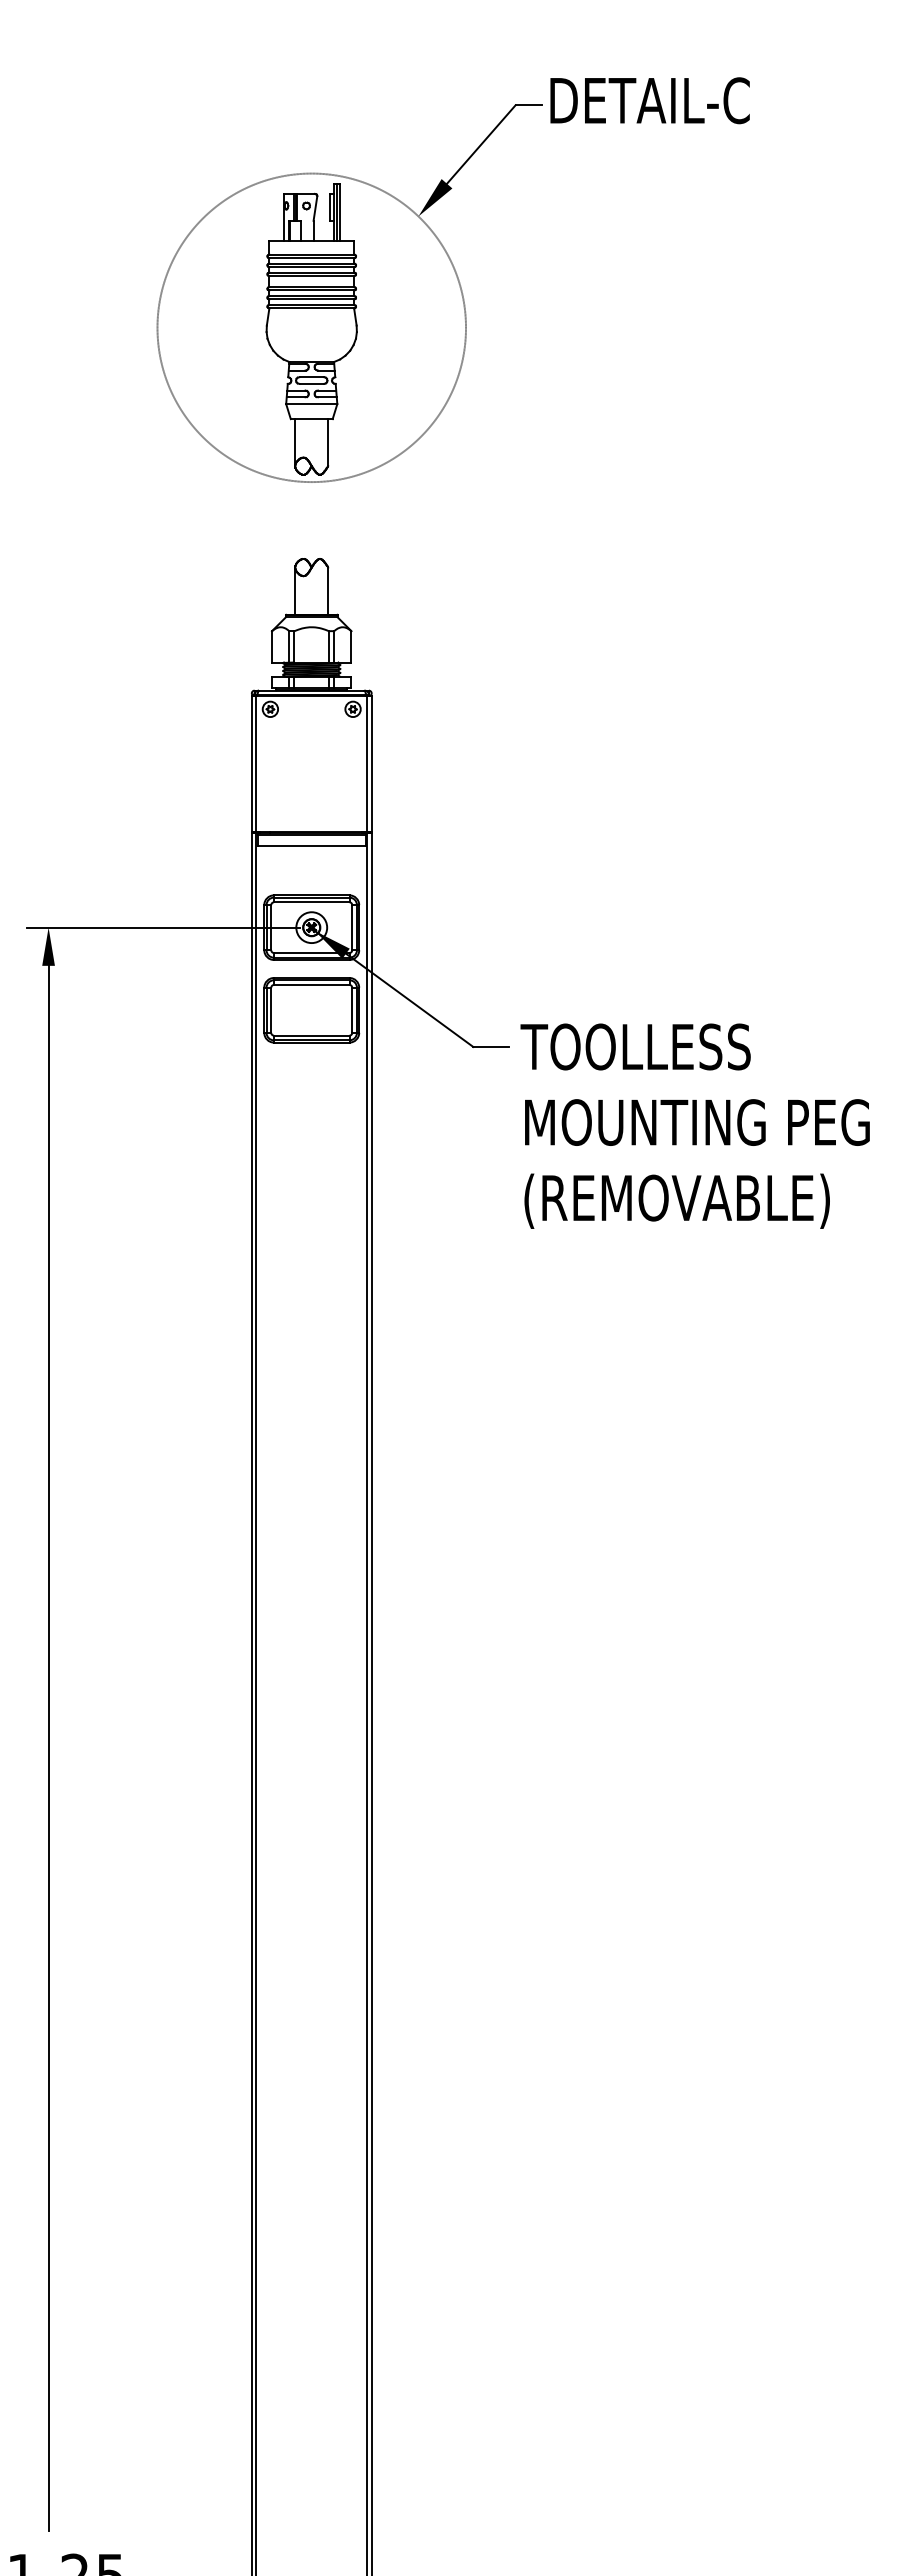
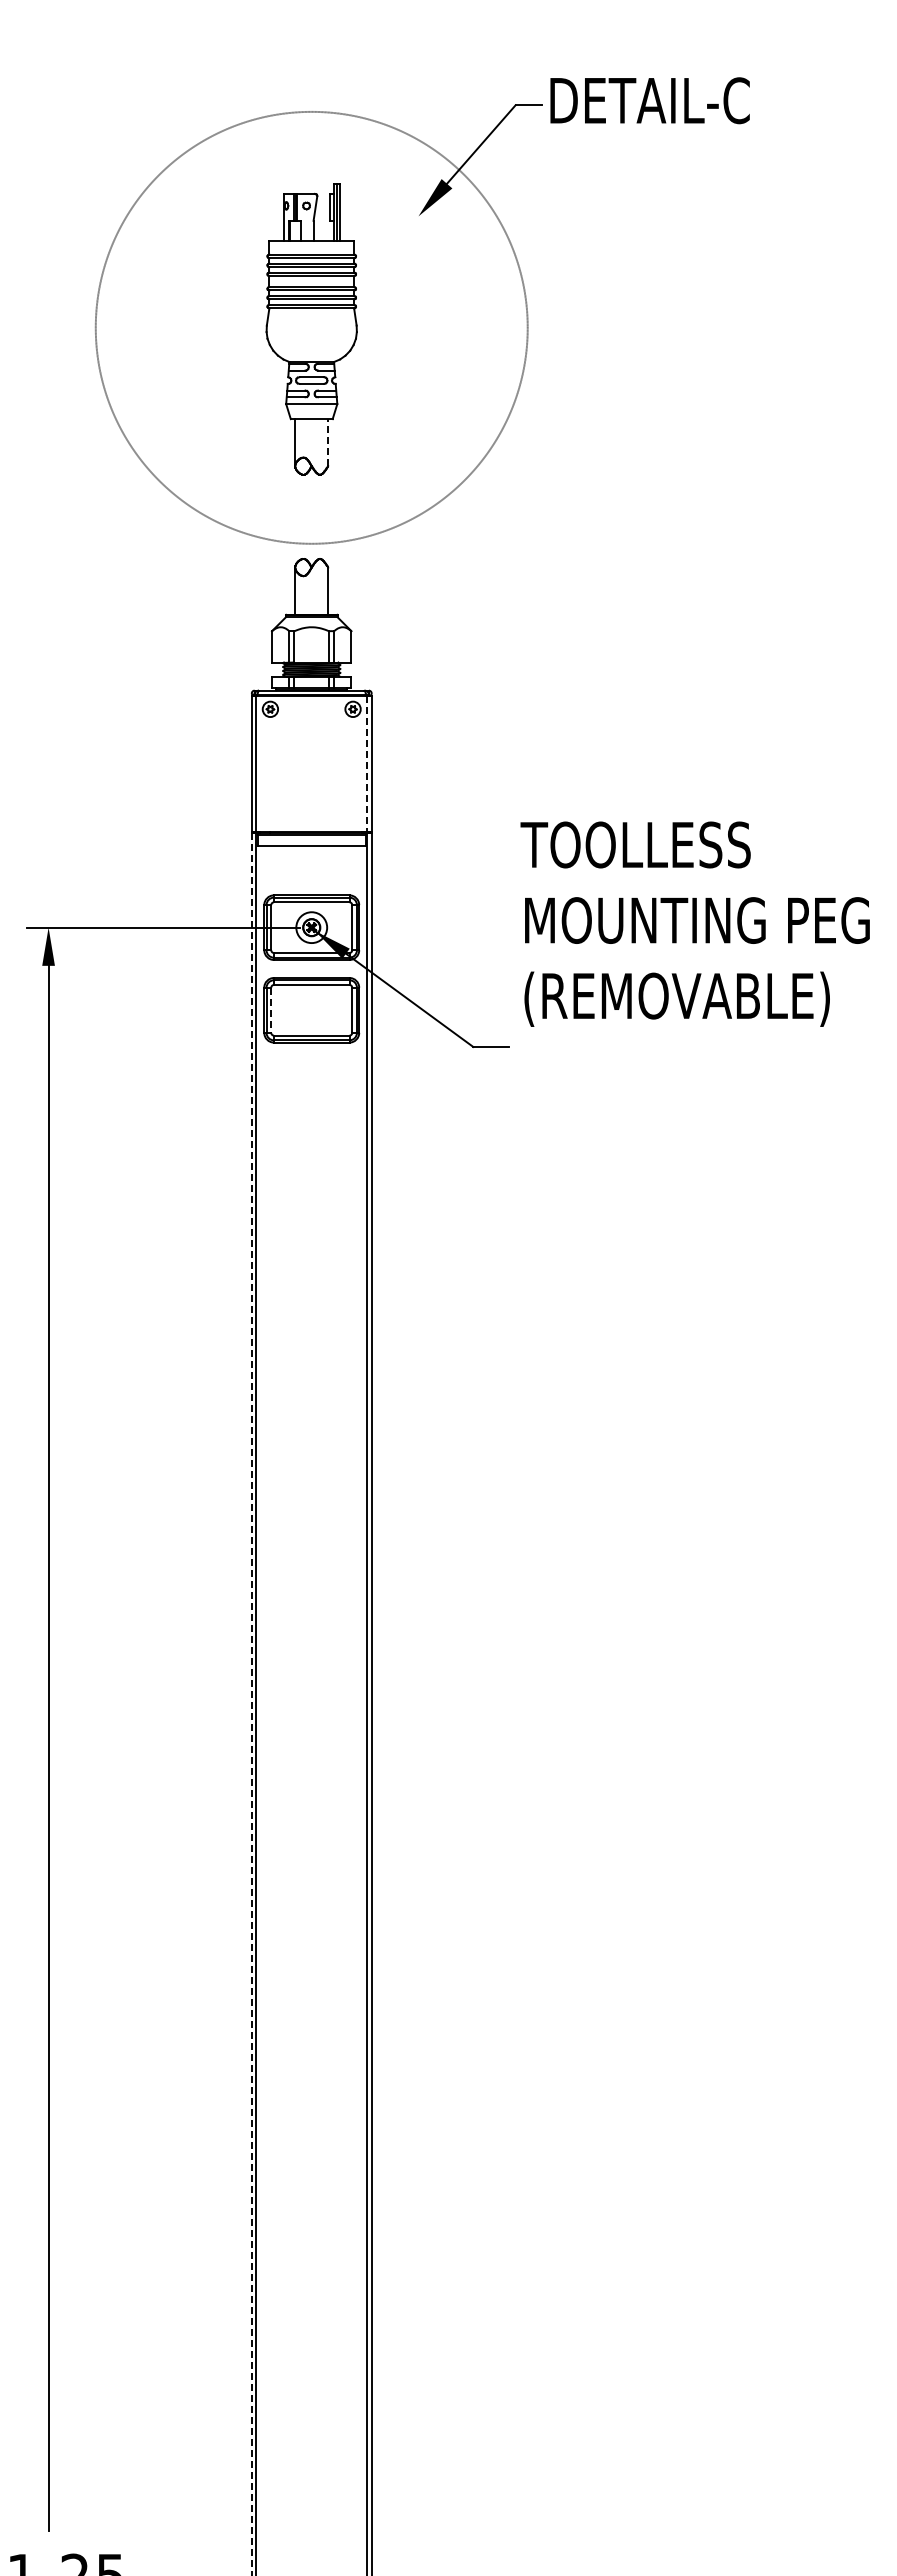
circle diameter: 309 px -> 432 px (311, 327)
line: solid -> dashed (328, 442)
line: solid -> dashed (367, 764)
line: solid -> dashed (271, 1010)
text position: (694, 1125) -> (694, 923) (694, 923)
line: solid -> dashed (251, 1704)
